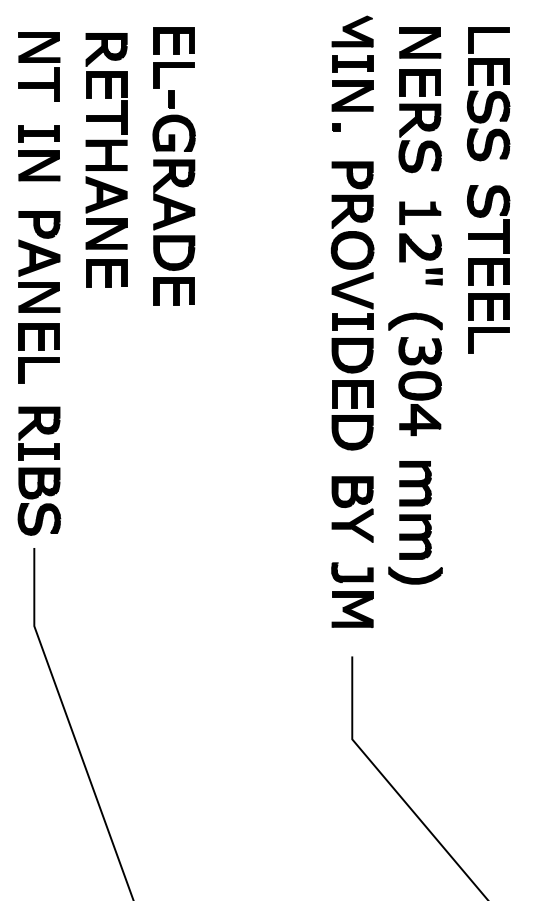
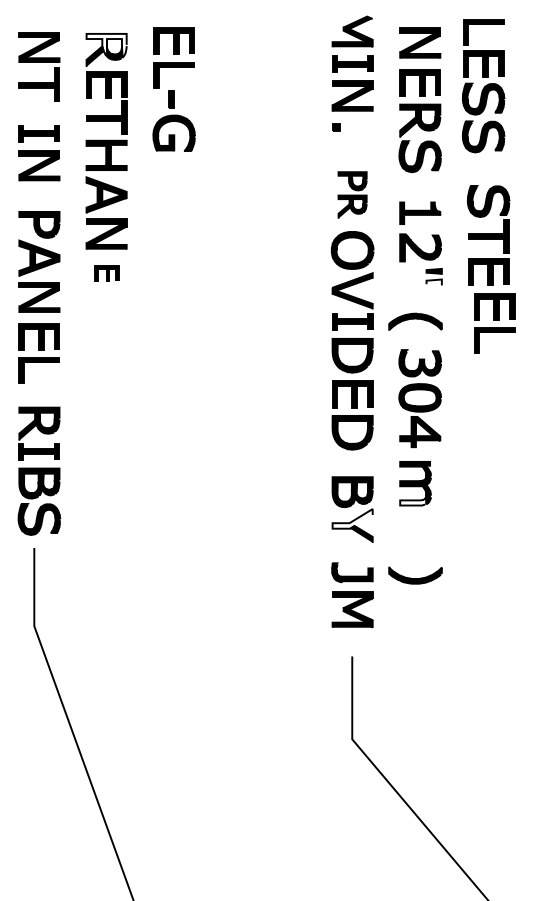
fill: present -> none (106, 45)
part position: (488, 94) -> (483, 86) (483, 86)
part size: 43x68 px -> 31x48 px (352, 194)
part: present -> none (174, 232)
part size: 42x29 px -> 26x17 px (106, 273)
fill: present -> none (433, 282)
part position: (488, 323) -> (494, 323) (494, 323)
part position: (419, 386) -> (419, 398) (419, 398)
fill: present -> none (413, 499)
fill: present -> none (352, 518)
part: present -> none (415, 536)
